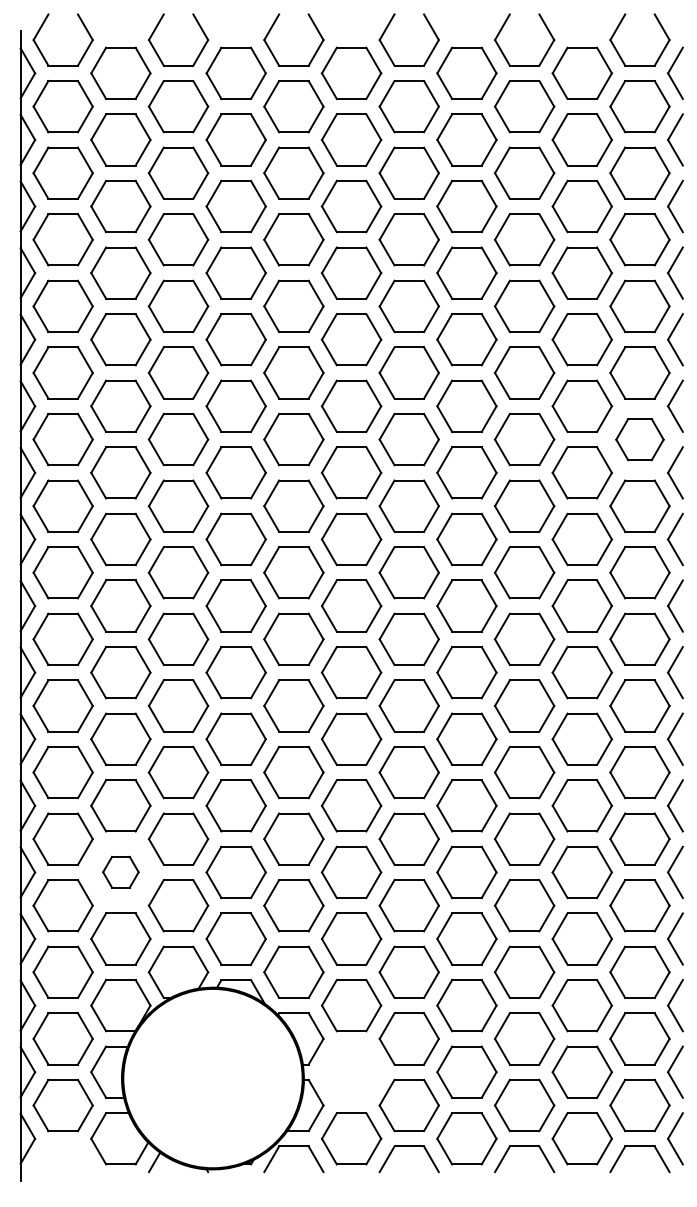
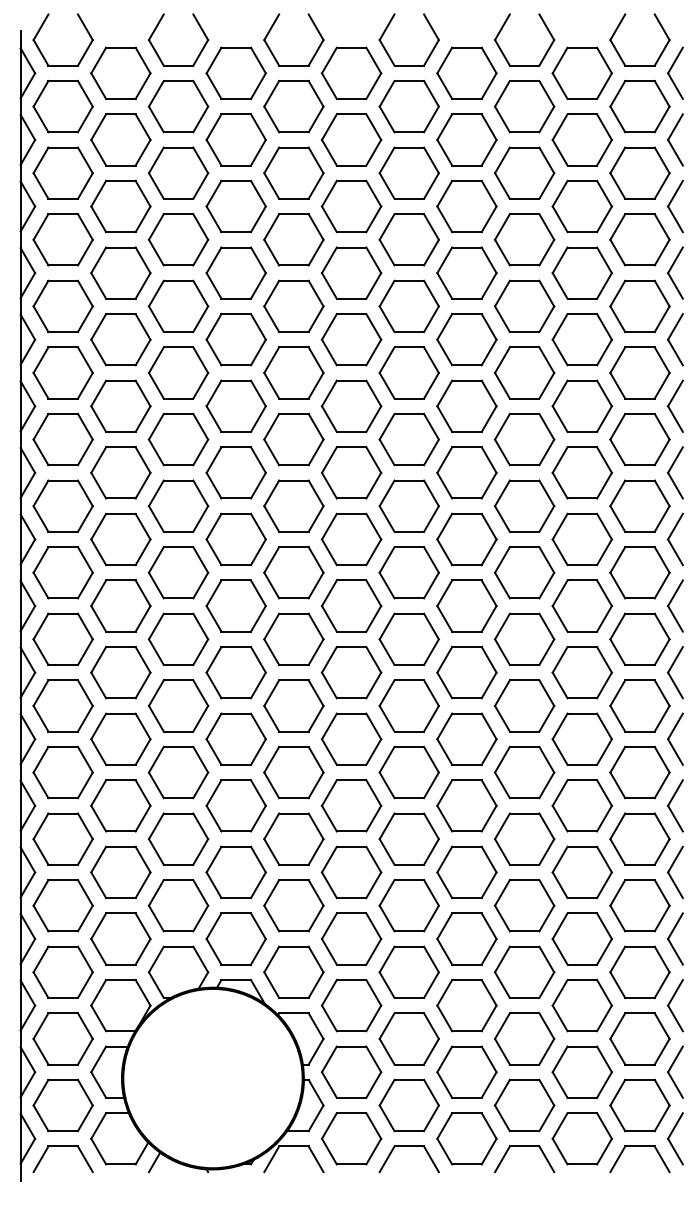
part size: 50x44 px -> 62x54 px (639, 439)
part size: 38x34 px -> 62x54 px (120, 871)
part: none -> present (351, 1071)
part: none -> present (62, 1146)
